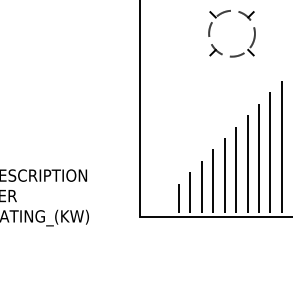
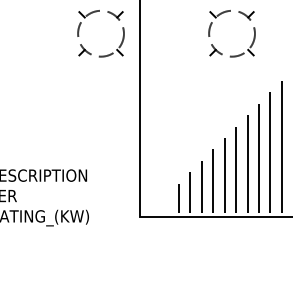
part: none -> present (81, 24)
